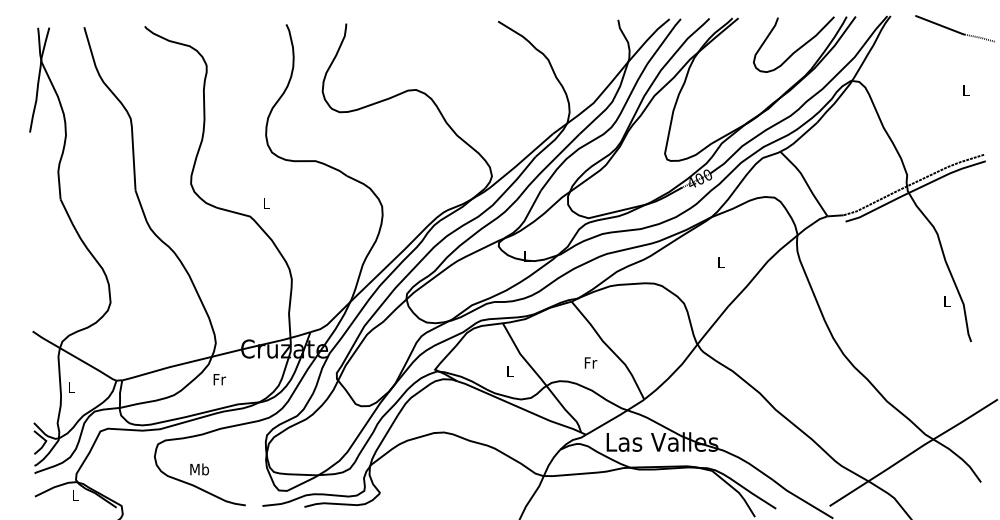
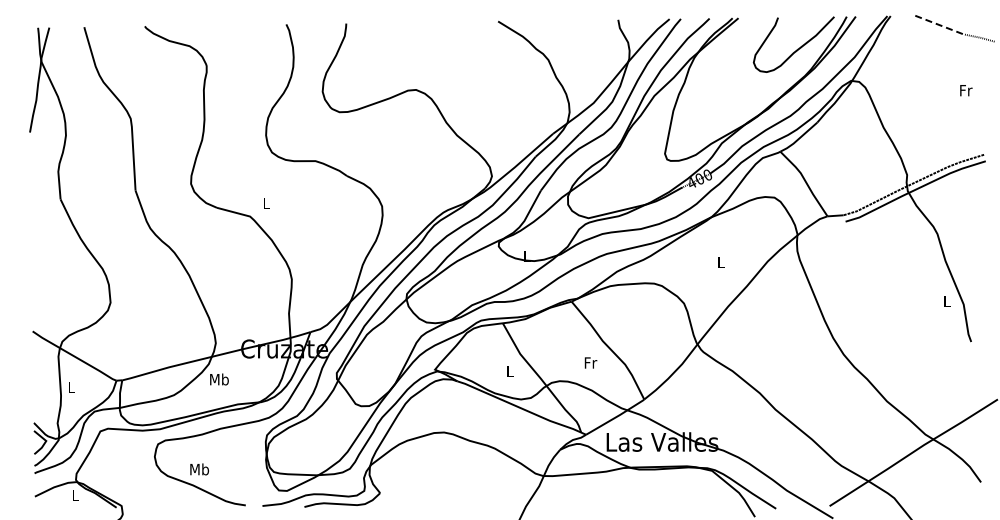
line: solid -> dashed (941, 25)
text: L -> Fr (966, 90)
text: Fr -> Mb (219, 379)
